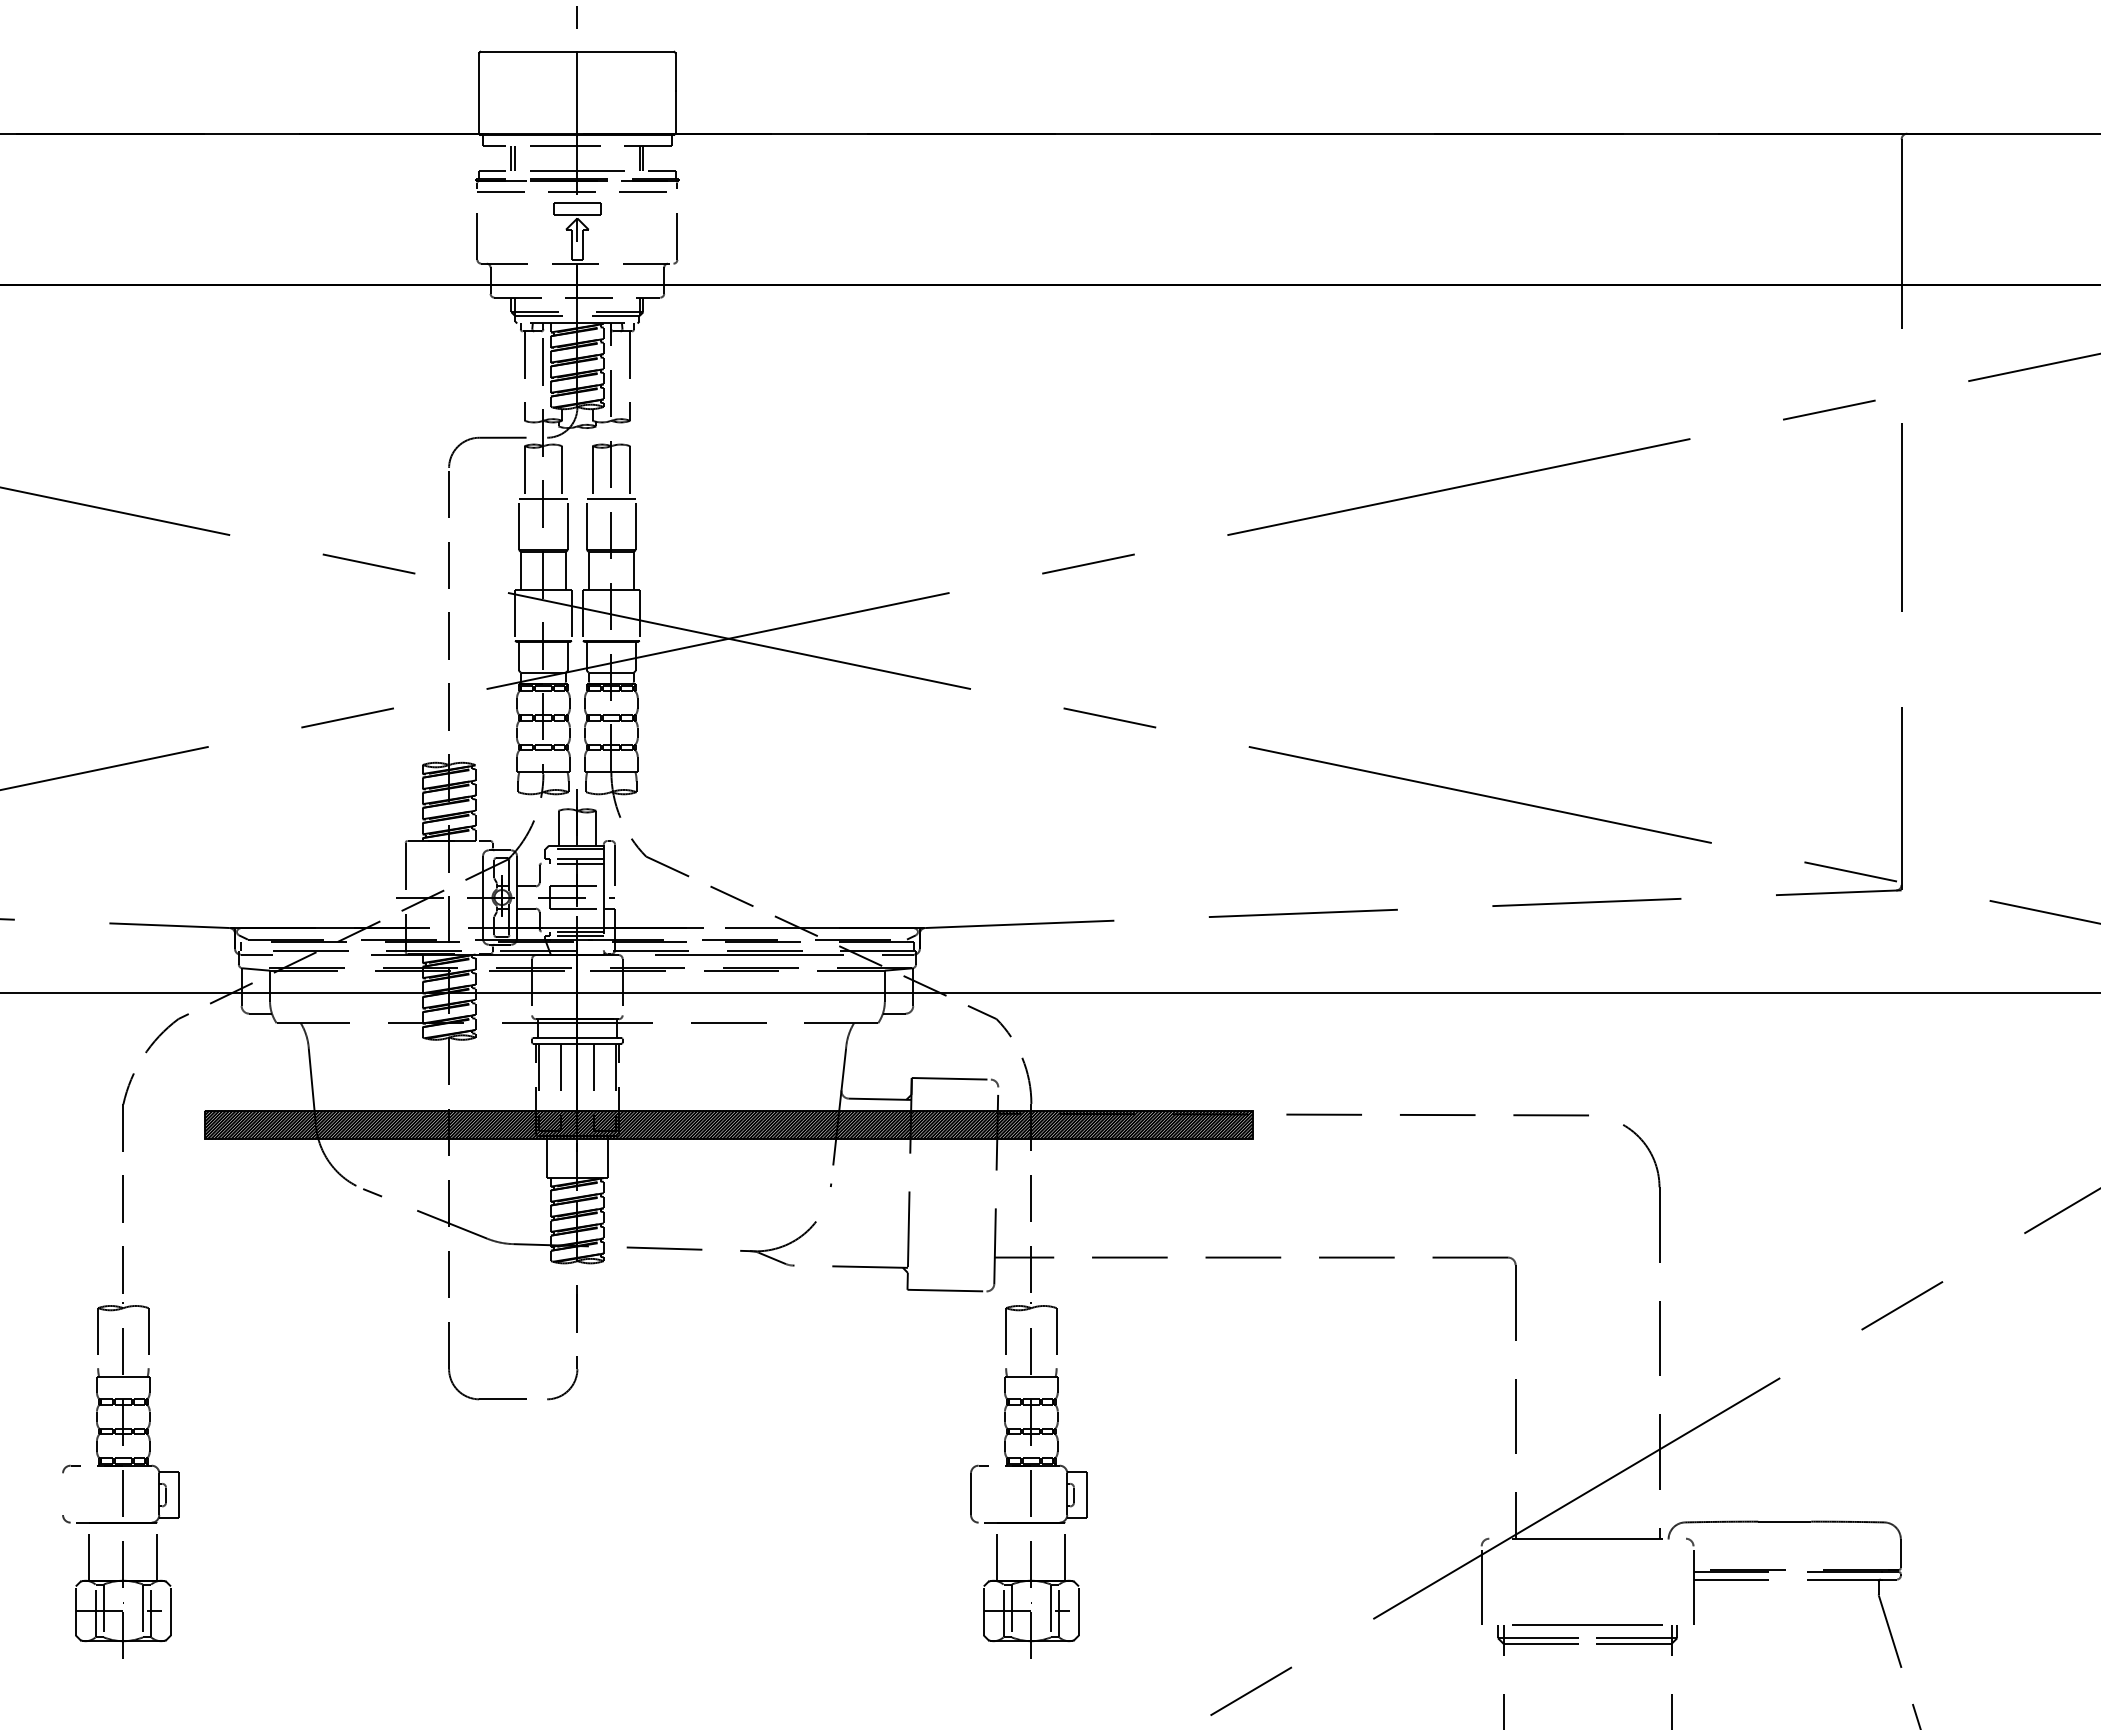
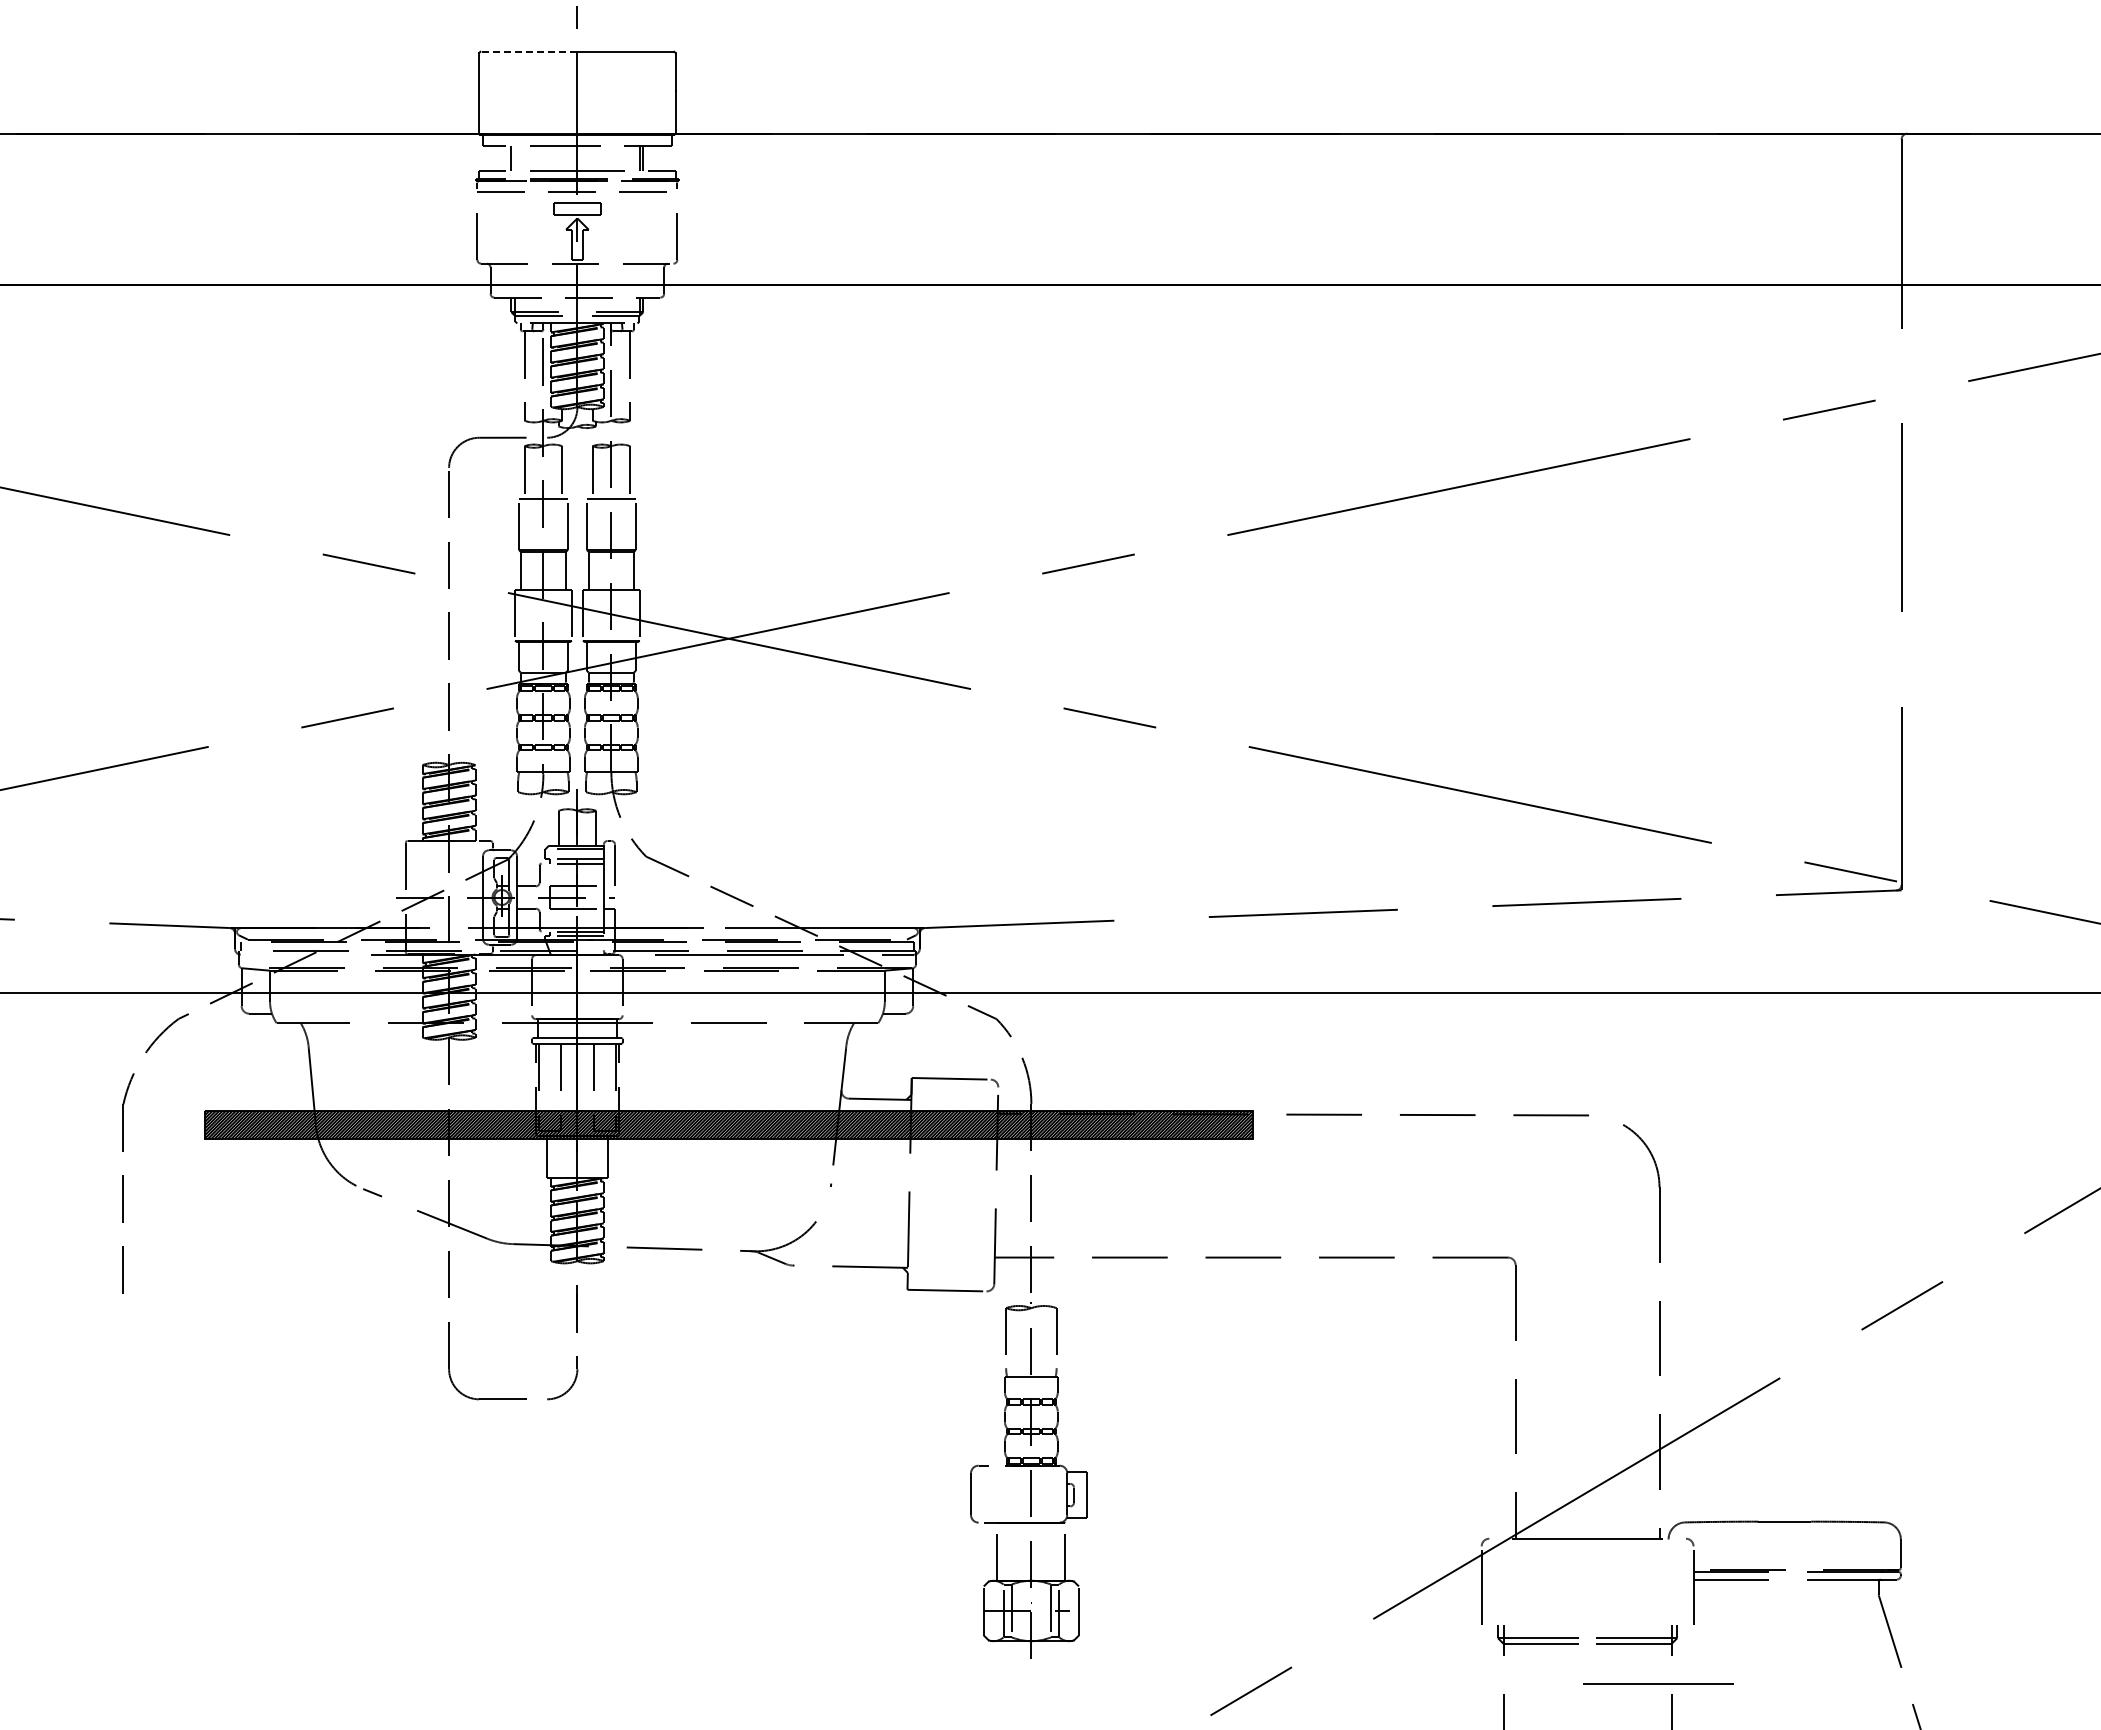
line: solid -> dashed (528, 51)
line: present -> none (515, 158)
line: present -> none (256, 954)
part: present -> none (120, 1480)
line position: (1587, 1624) -> (1658, 1683) (1658, 1683)
